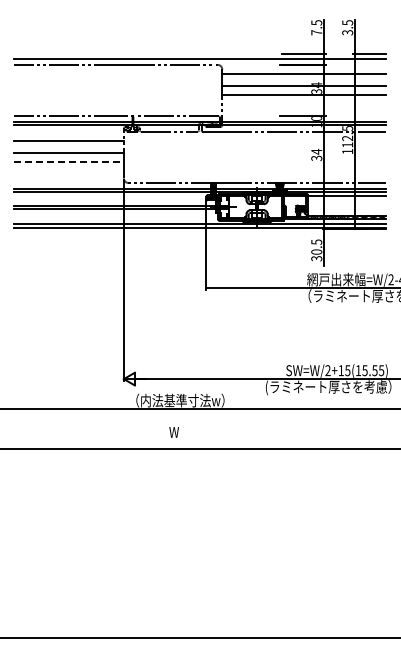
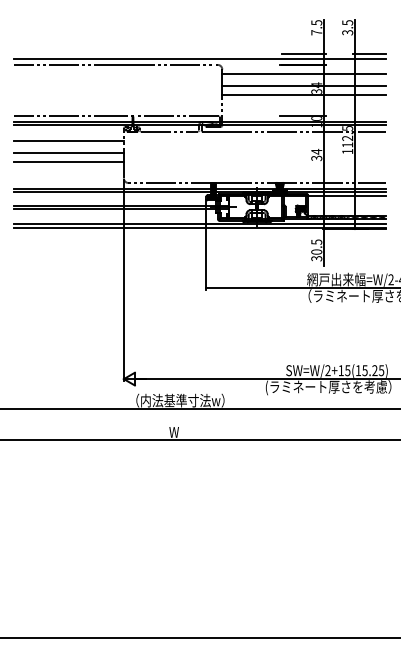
line: dashed -> solid (68, 161)
text: SW=W/2+15(15.55) -> SW=W/2+15(15.25) (374, 370)
line position: (199, 448) -> (199, 439) (199, 439)
